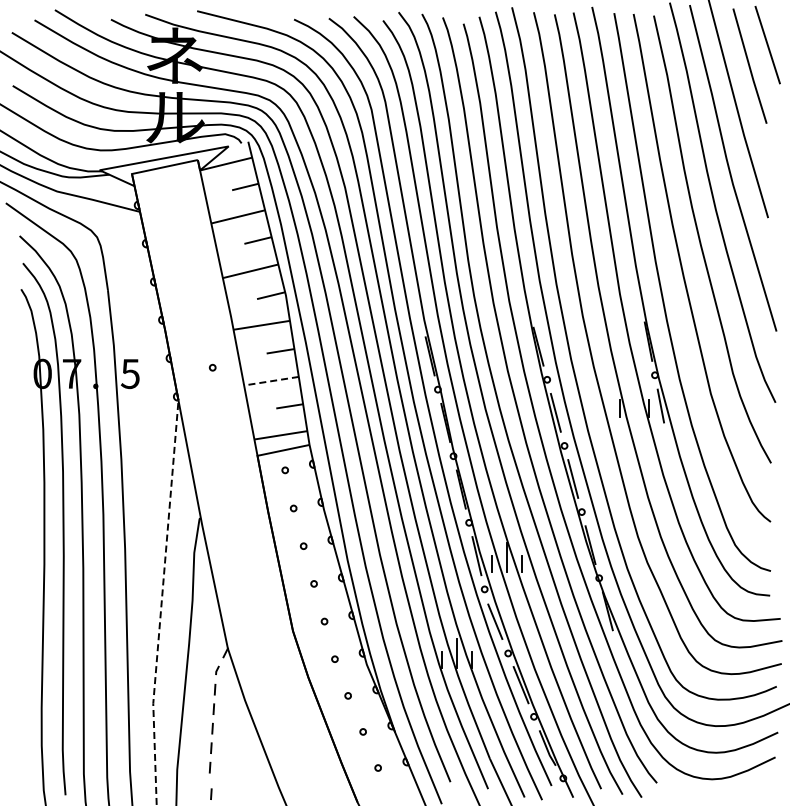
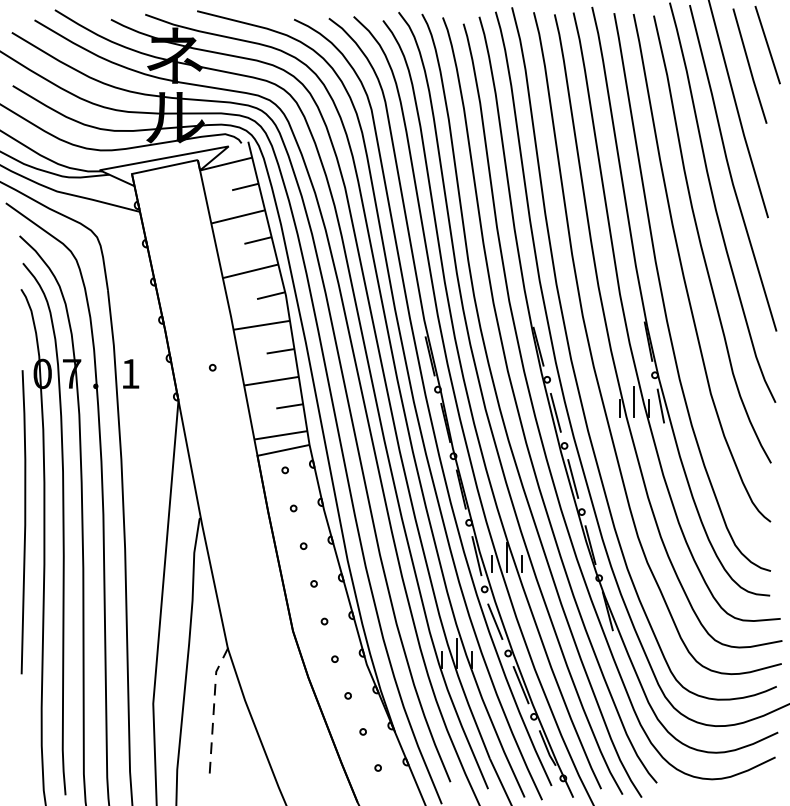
text: 5 -> 1 (129, 374)
line: dashed -> solid (271, 381)
line: none -> present (634, 401)
line: none -> present (24, 522)
line: dashed -> solid (161, 603)
line: present -> none (211, 793)
